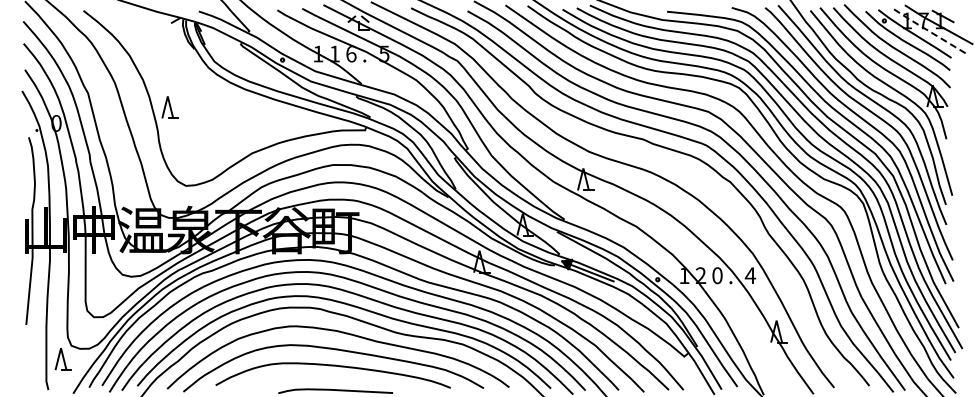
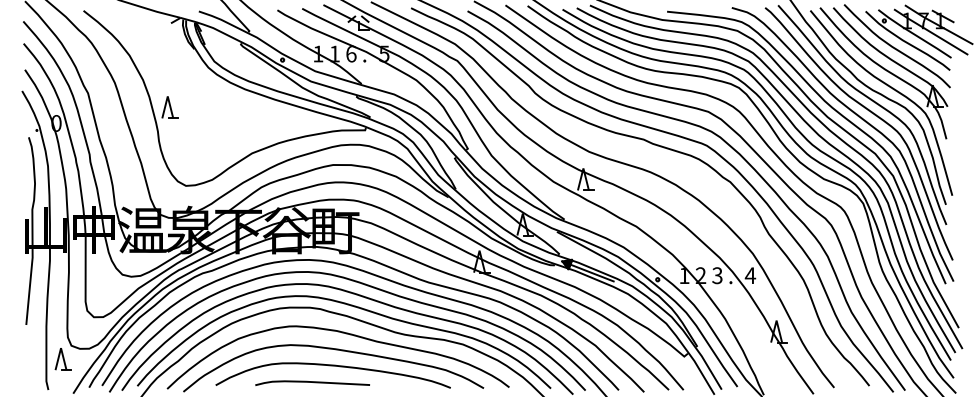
line: dashed -> solid (931, 32)
text: 0 -> 3 (717, 275)
curve position: (335, 390) -> (312, 382) (312, 382)
